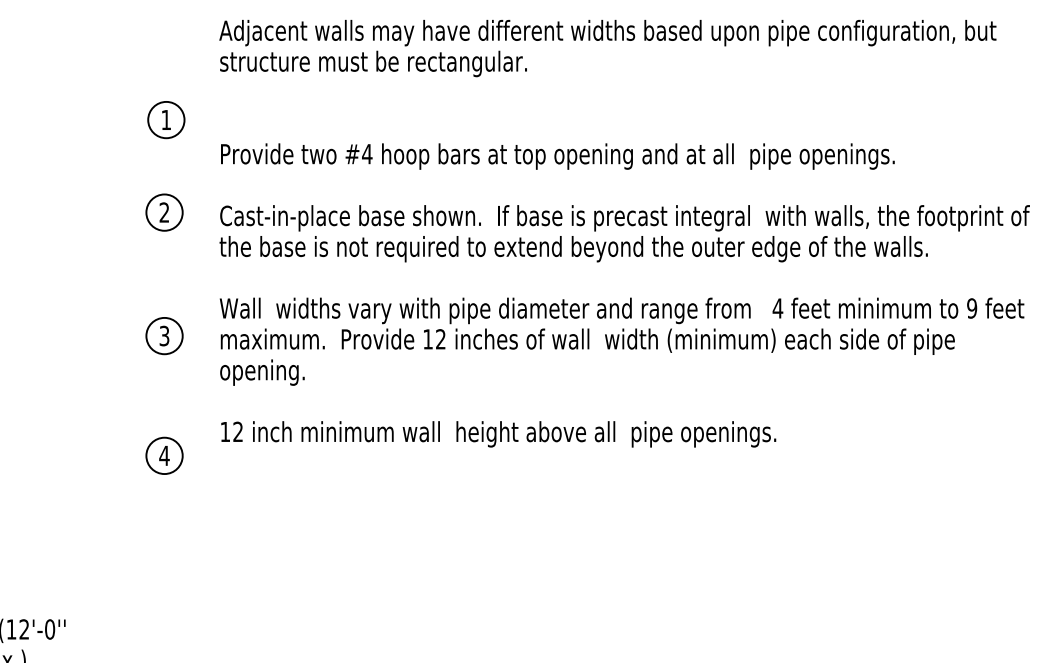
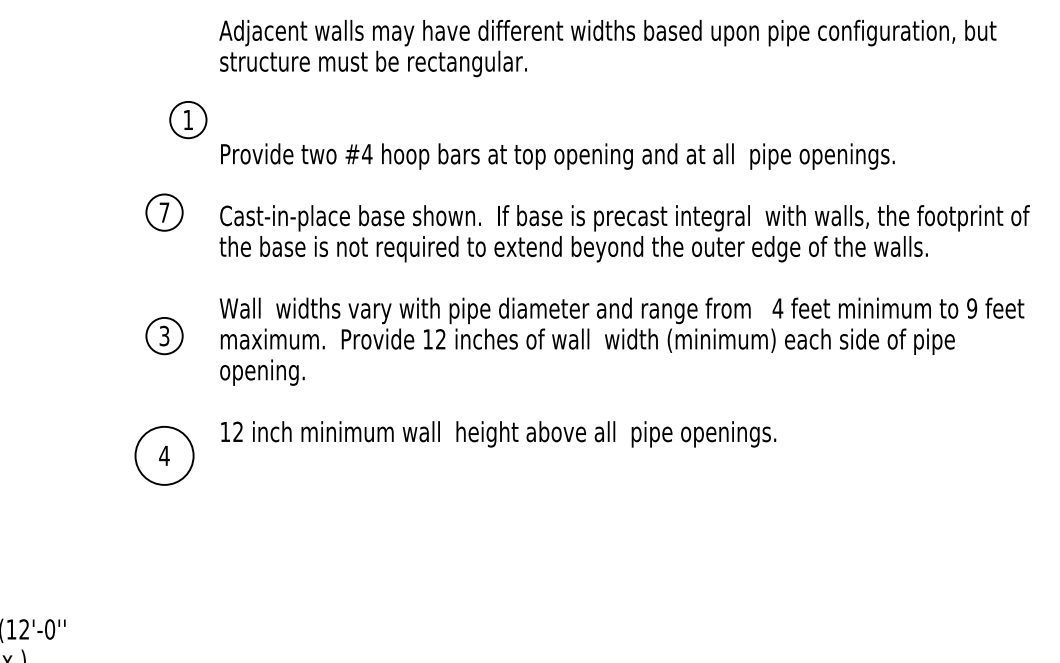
part position: (166, 120) -> (188, 120) (188, 120)
text: 2 -> 7 (164, 212)
circle diameter: 36 px -> 58 px (164, 455)
